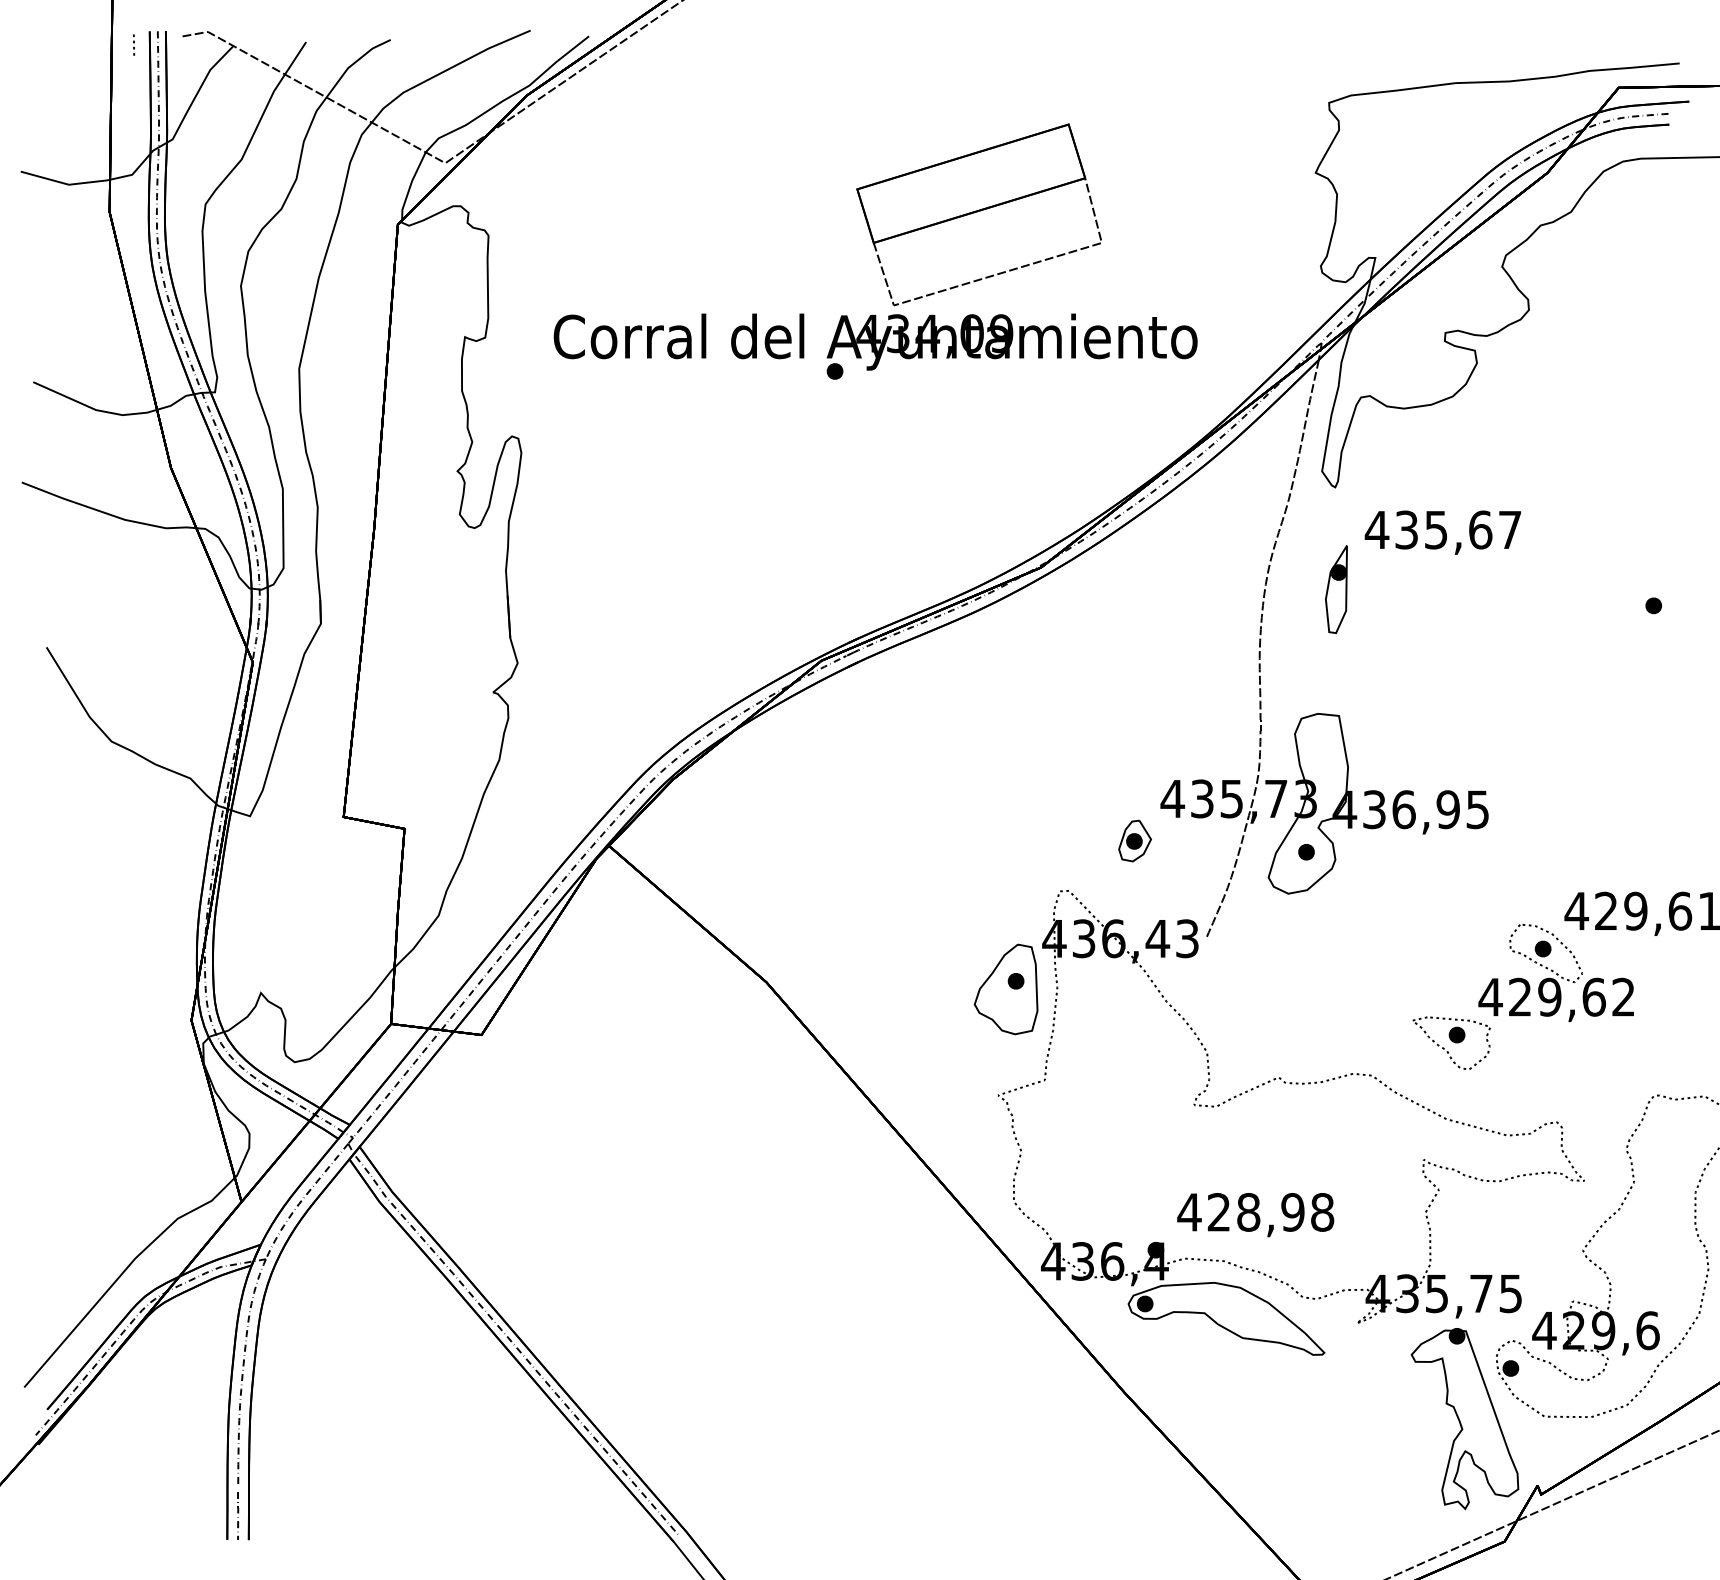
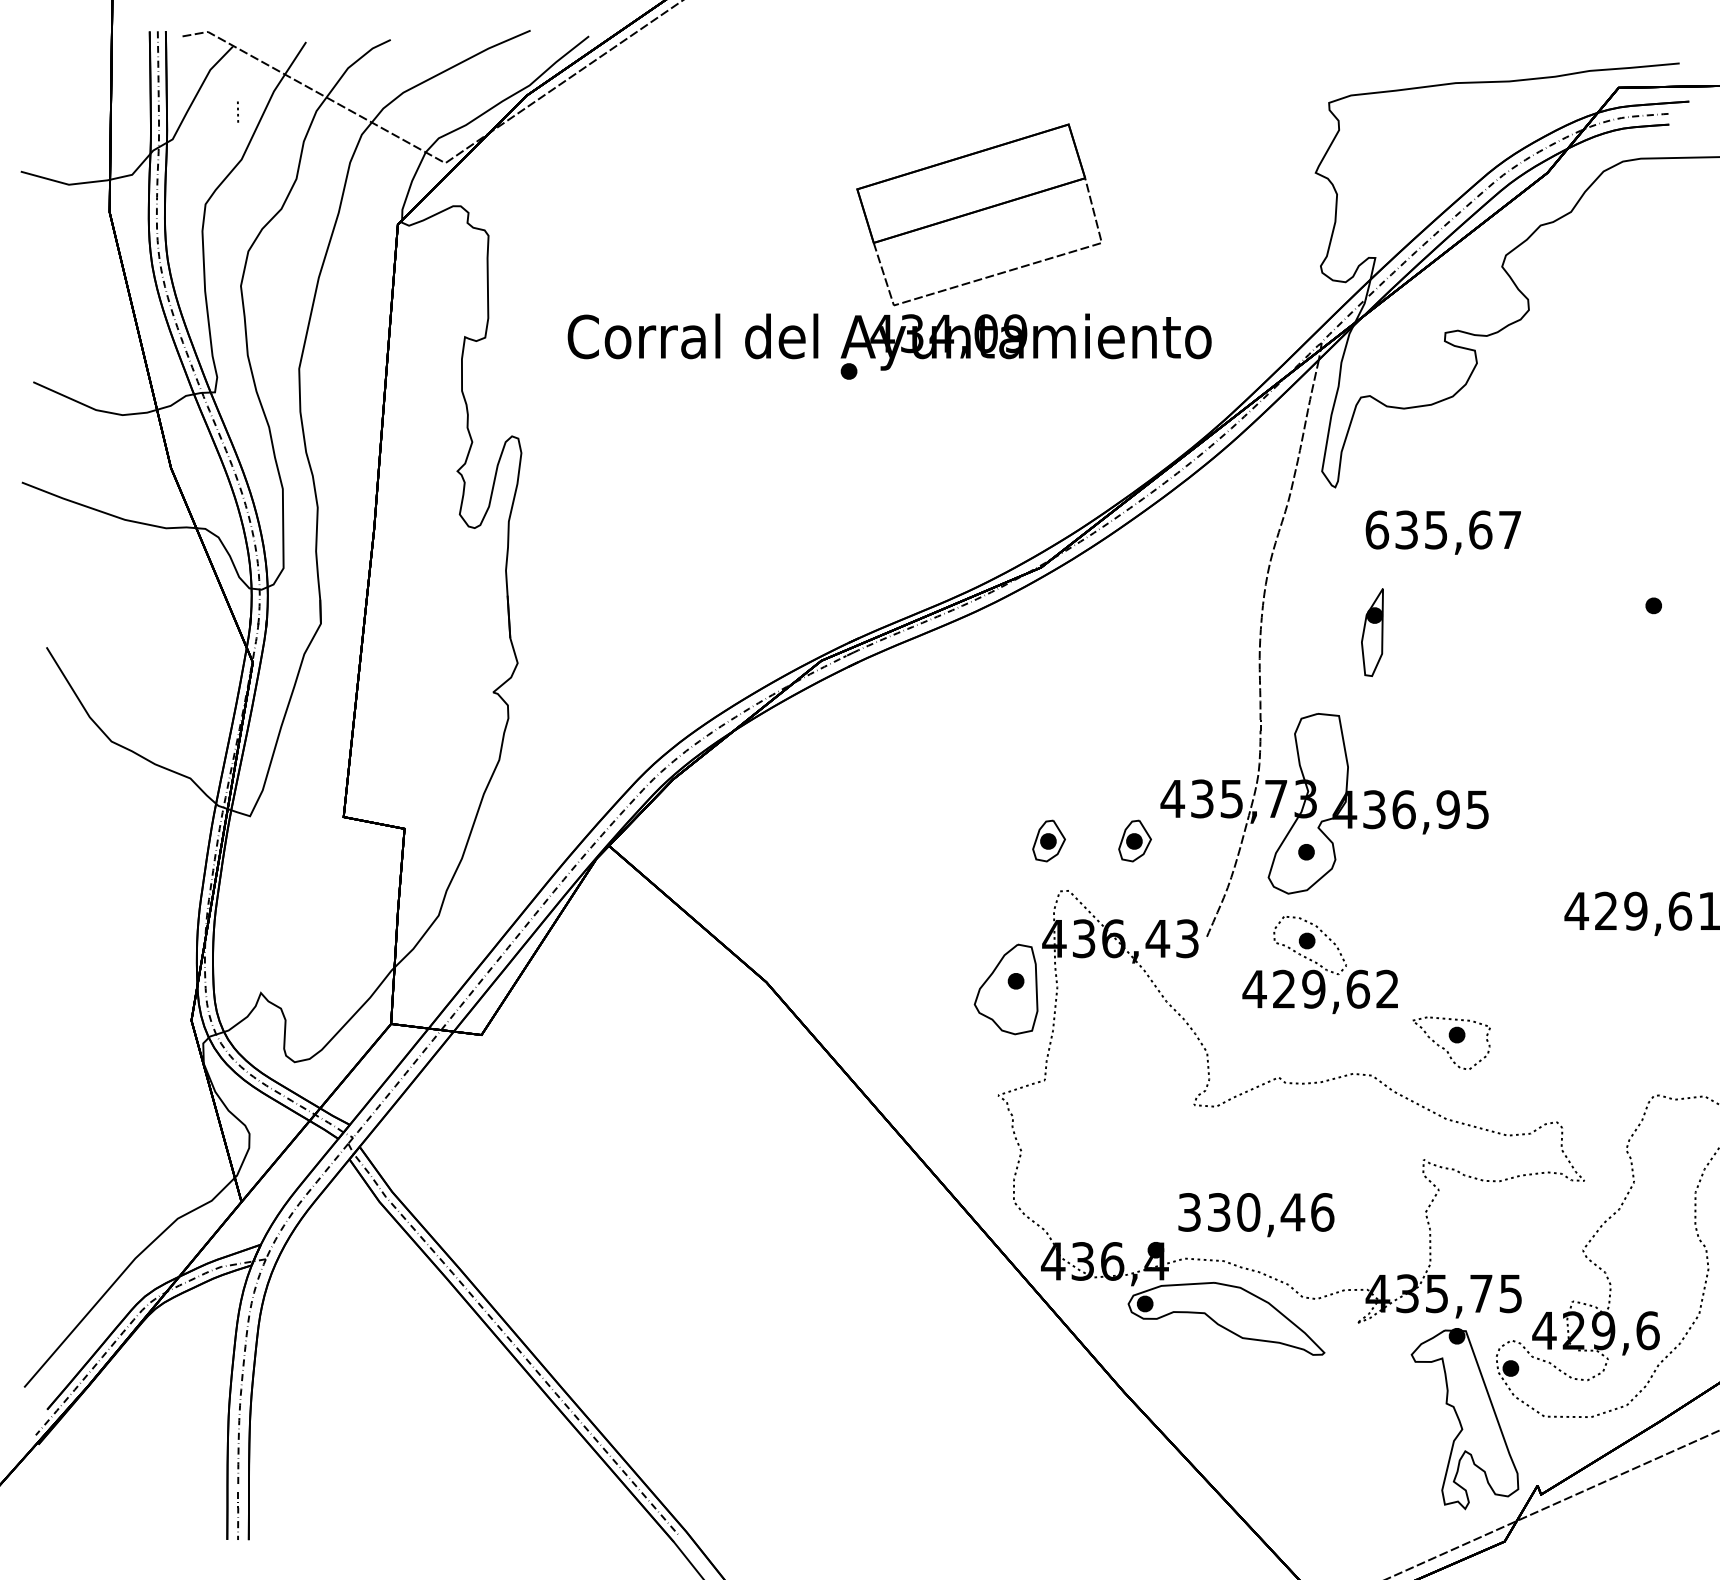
line position: (134, 43) -> (238, 110) (238, 110)
text position: (875, 346) -> (889, 346) (889, 346)
text: 435,67 -> 635,67 (1376, 529)
part position: (1336, 589) -> (1372, 632) (1372, 632)
part: none -> present (1048, 840)
part position: (1555, 972) -> (1319, 964) (1319, 964)
text: 428,98 -> 330,46 (1255, 1212)
